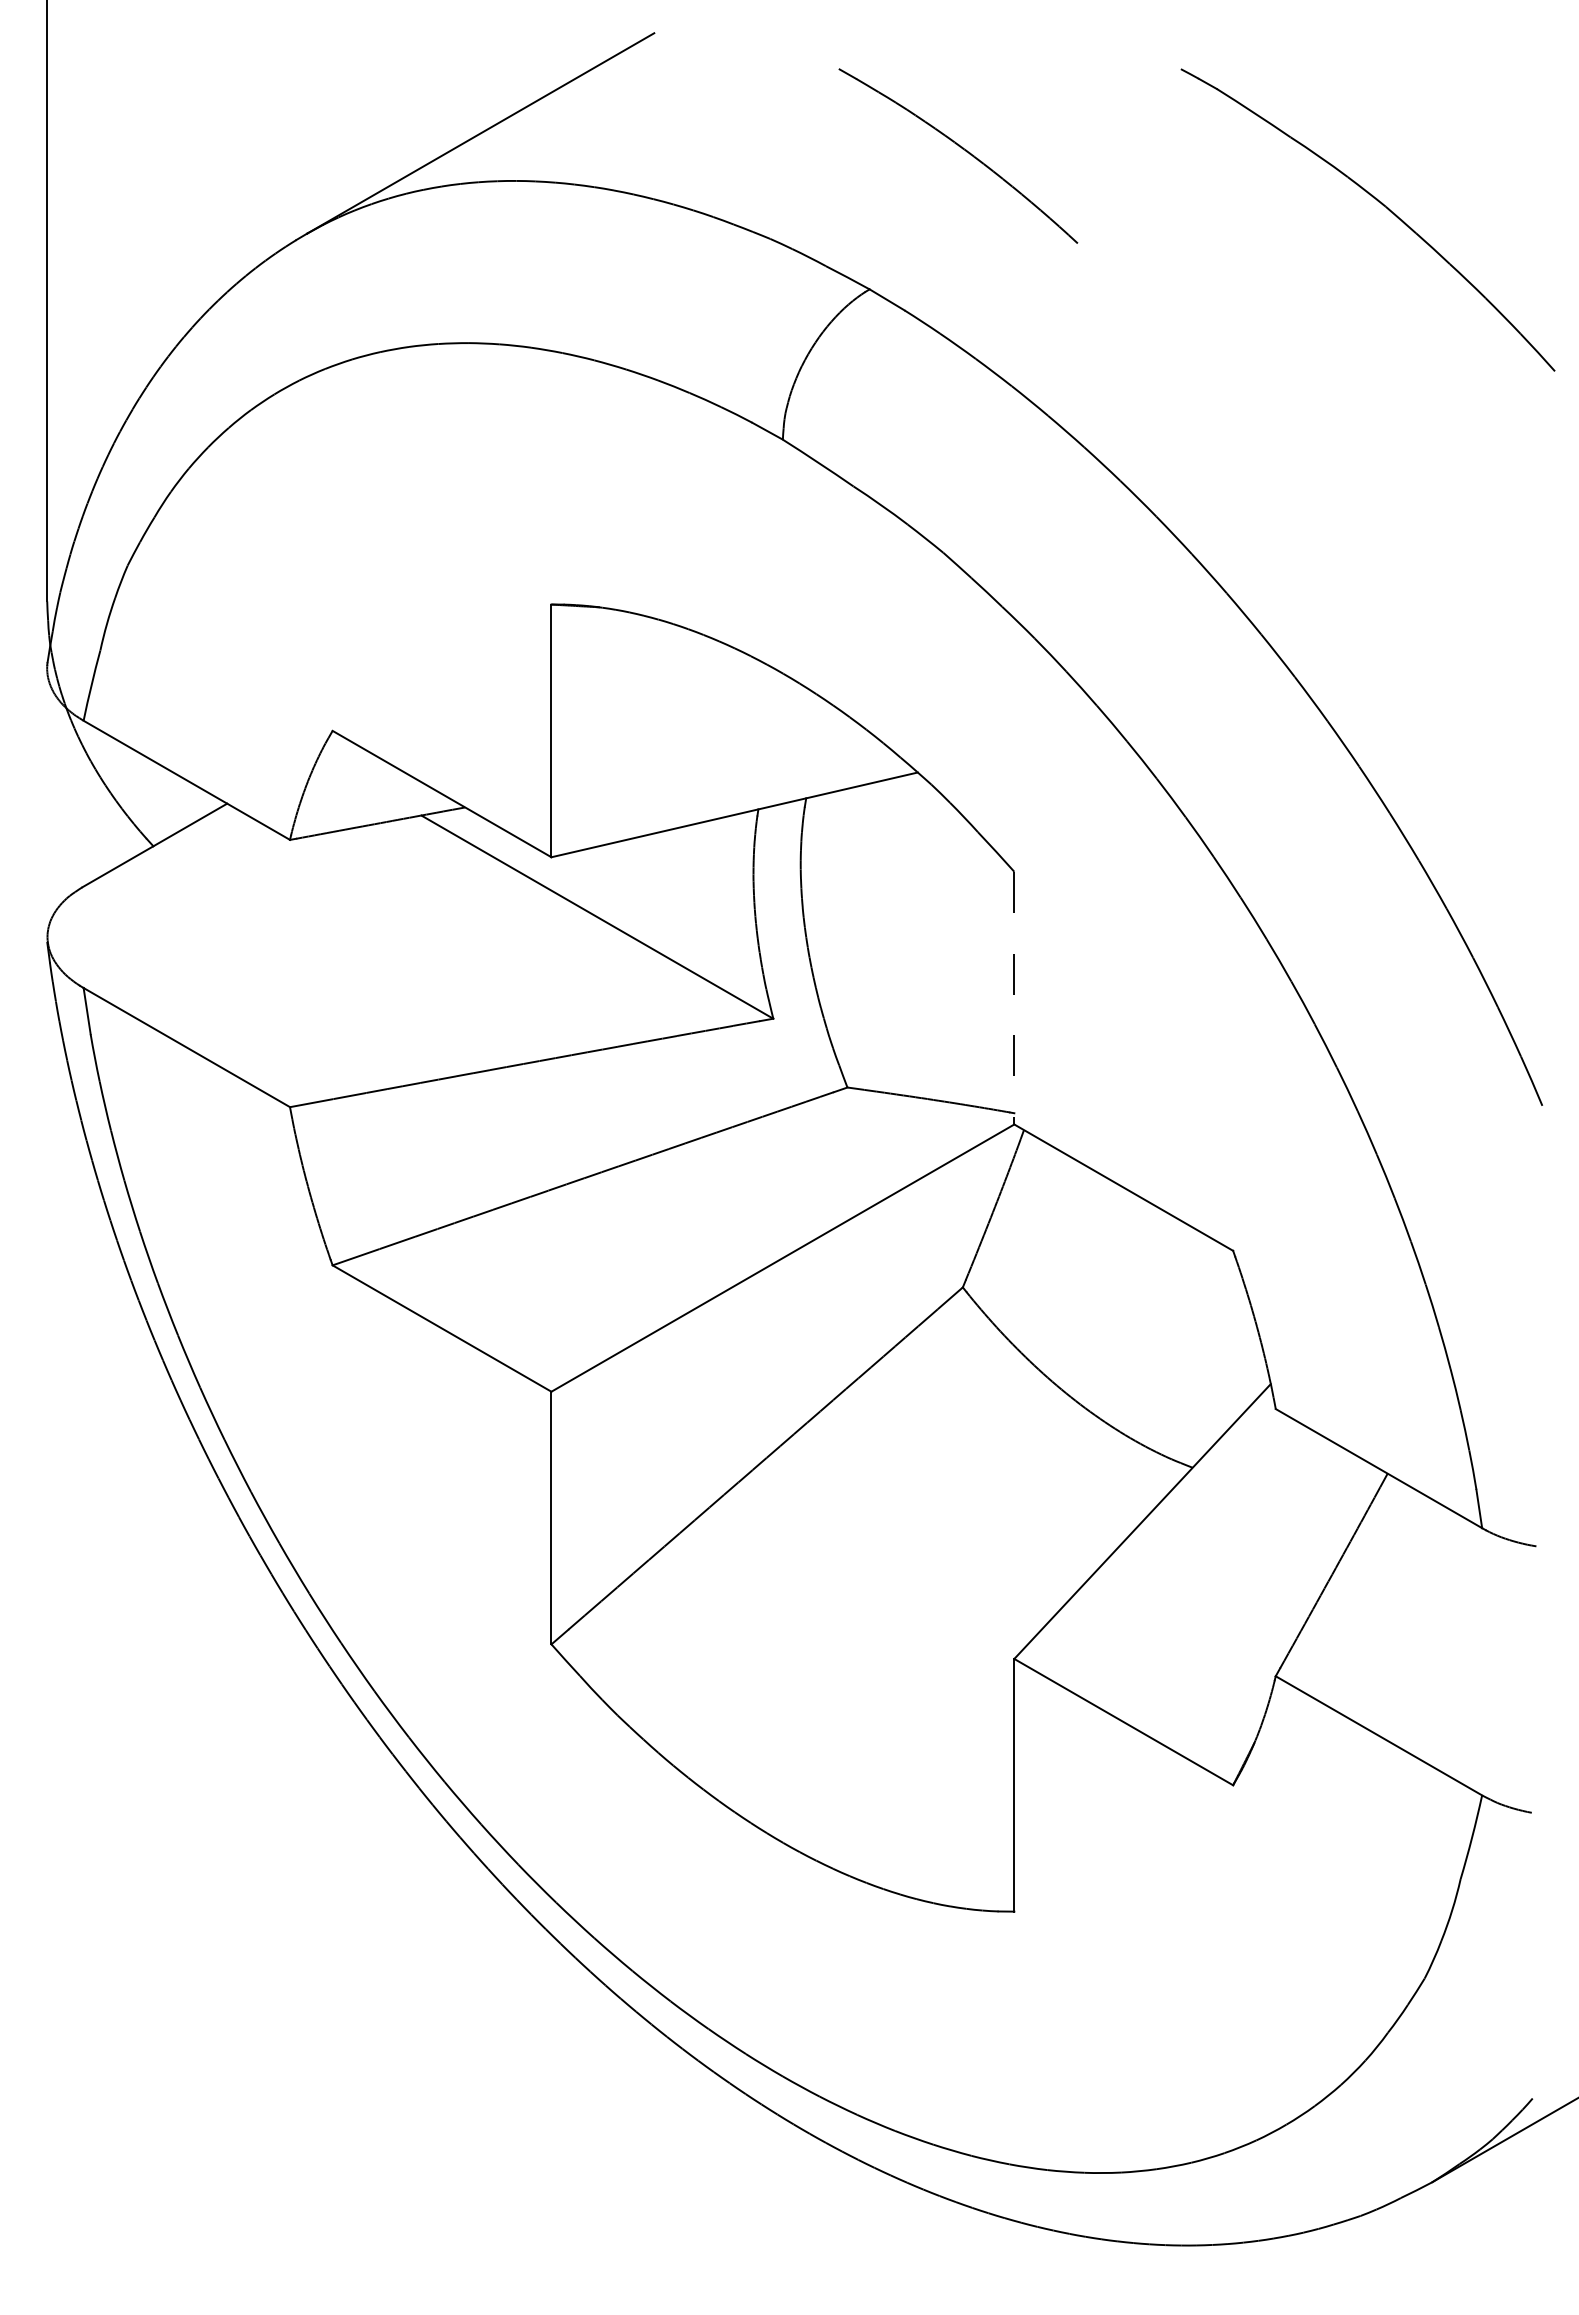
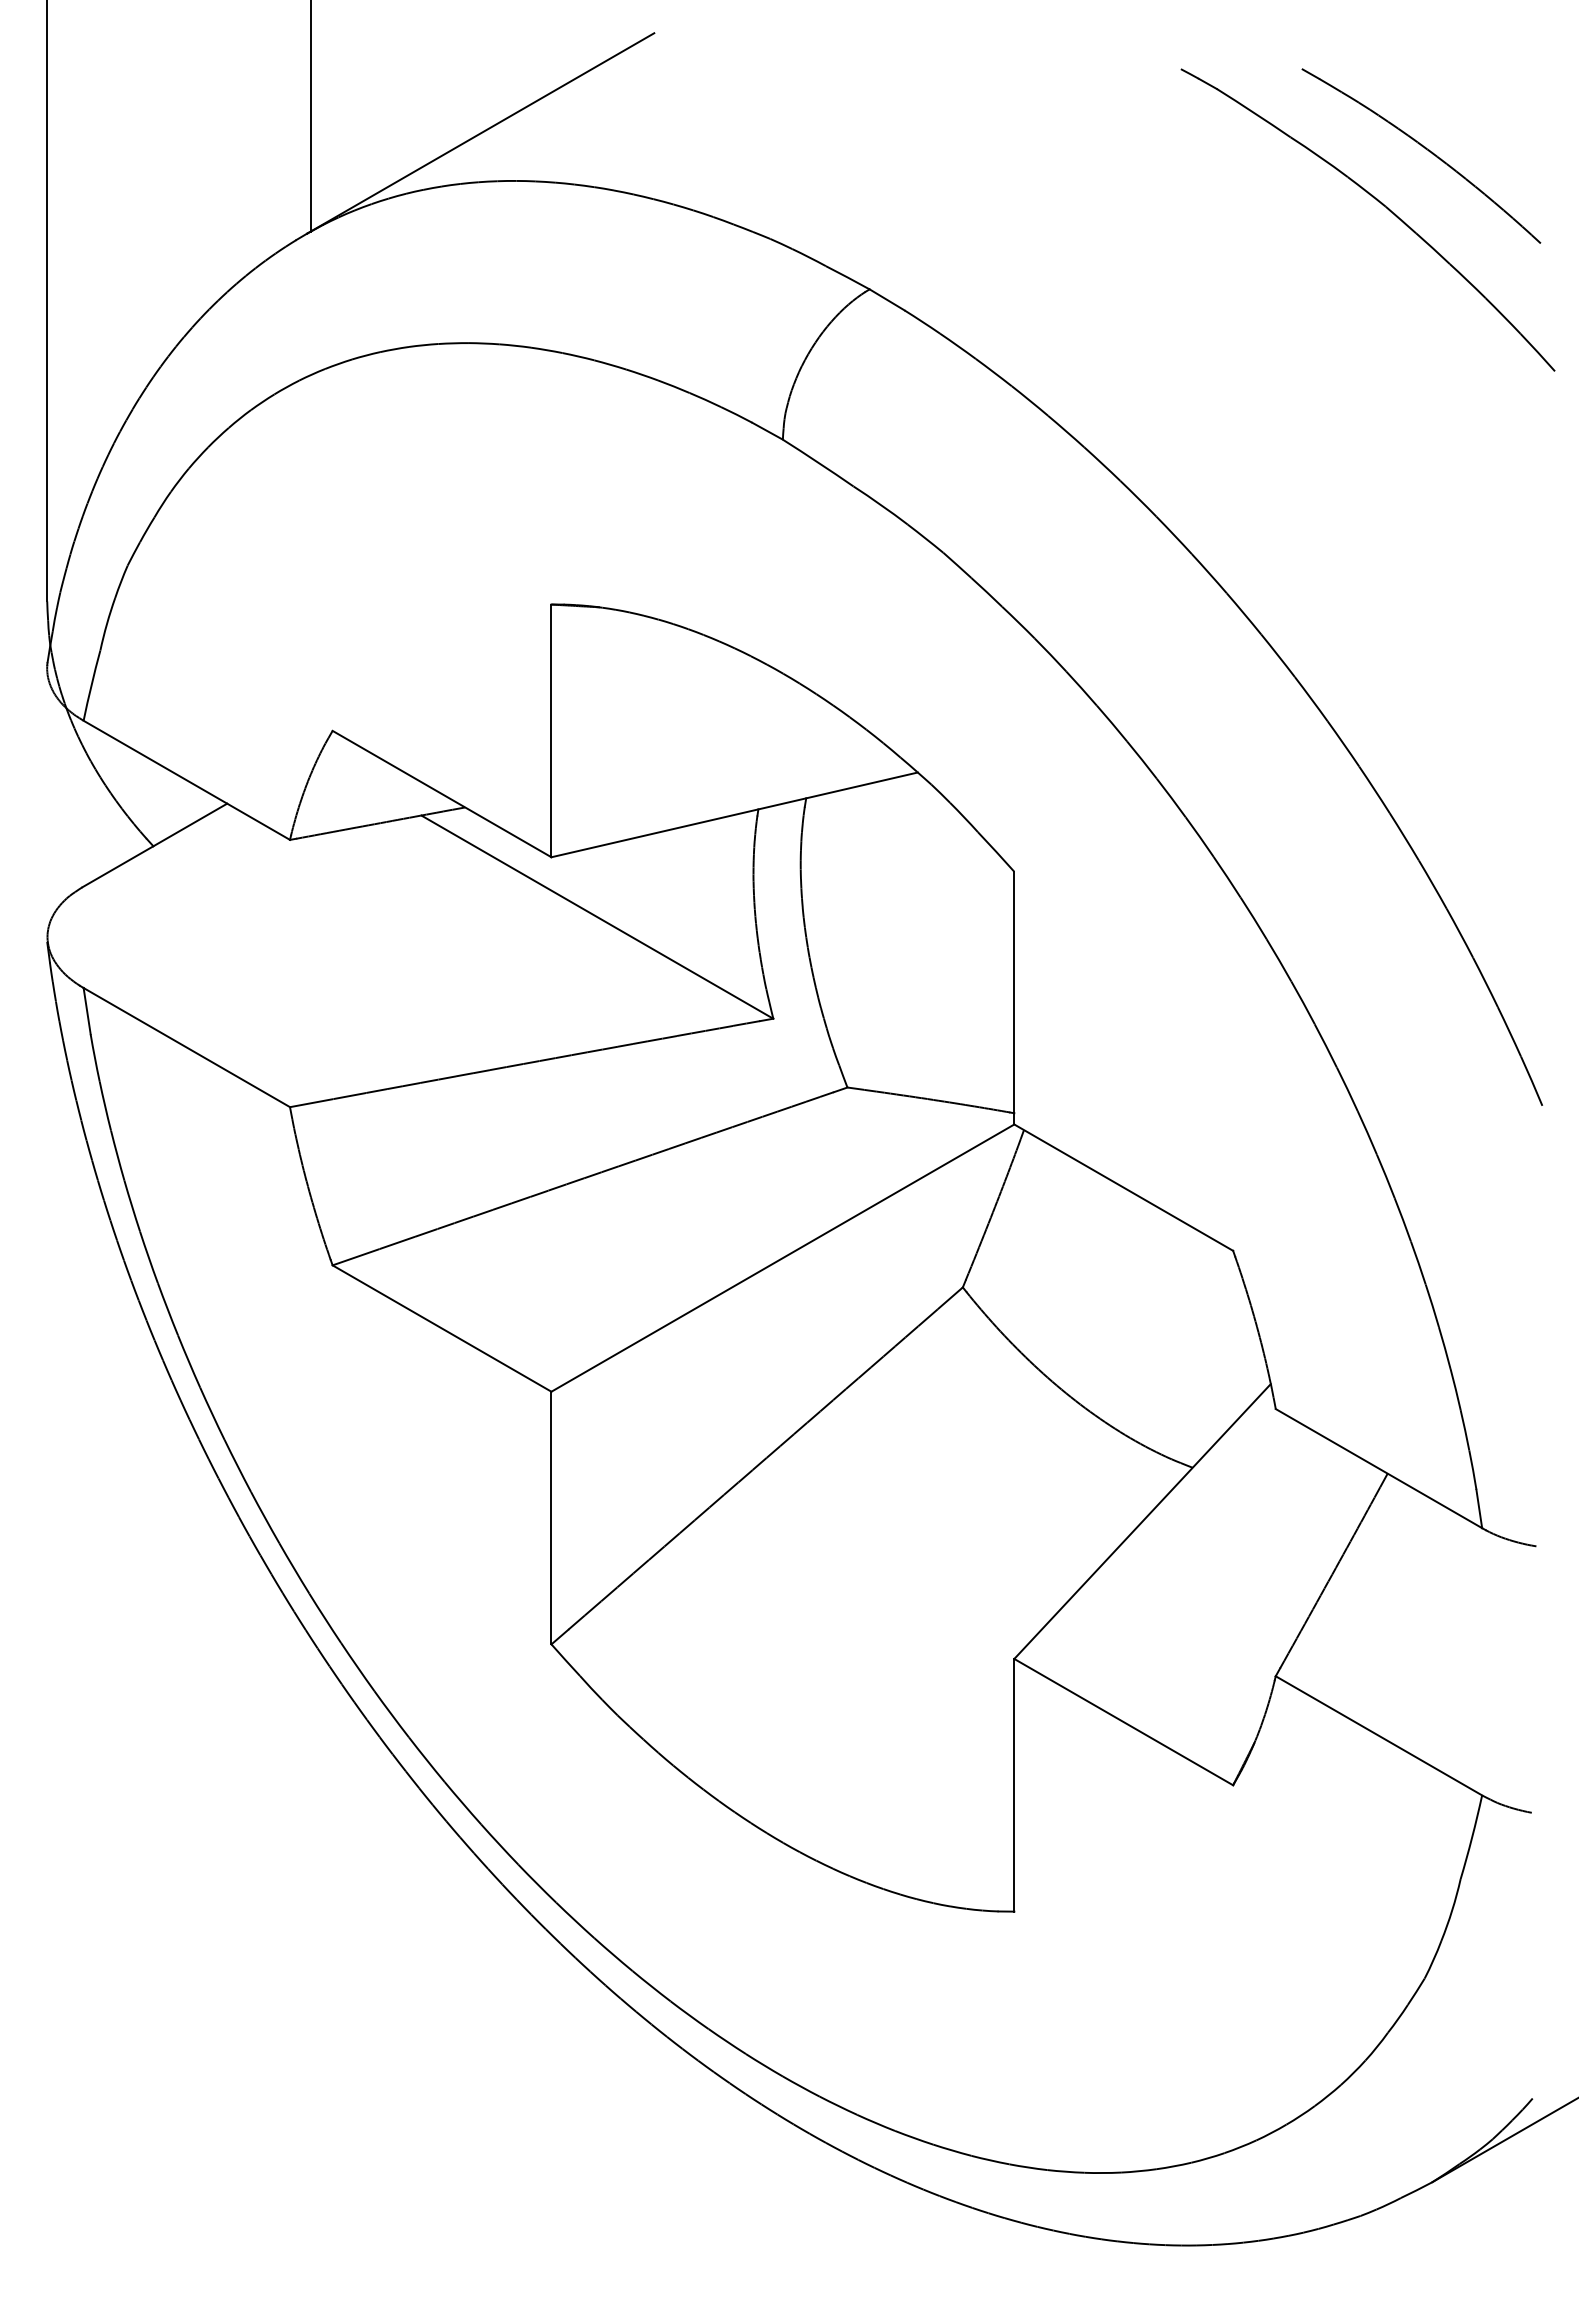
line: none -> present (310, 116)
part position: (962, 149) -> (1425, 149) (1425, 149)
line: dashed -> solid (1014, 998)
